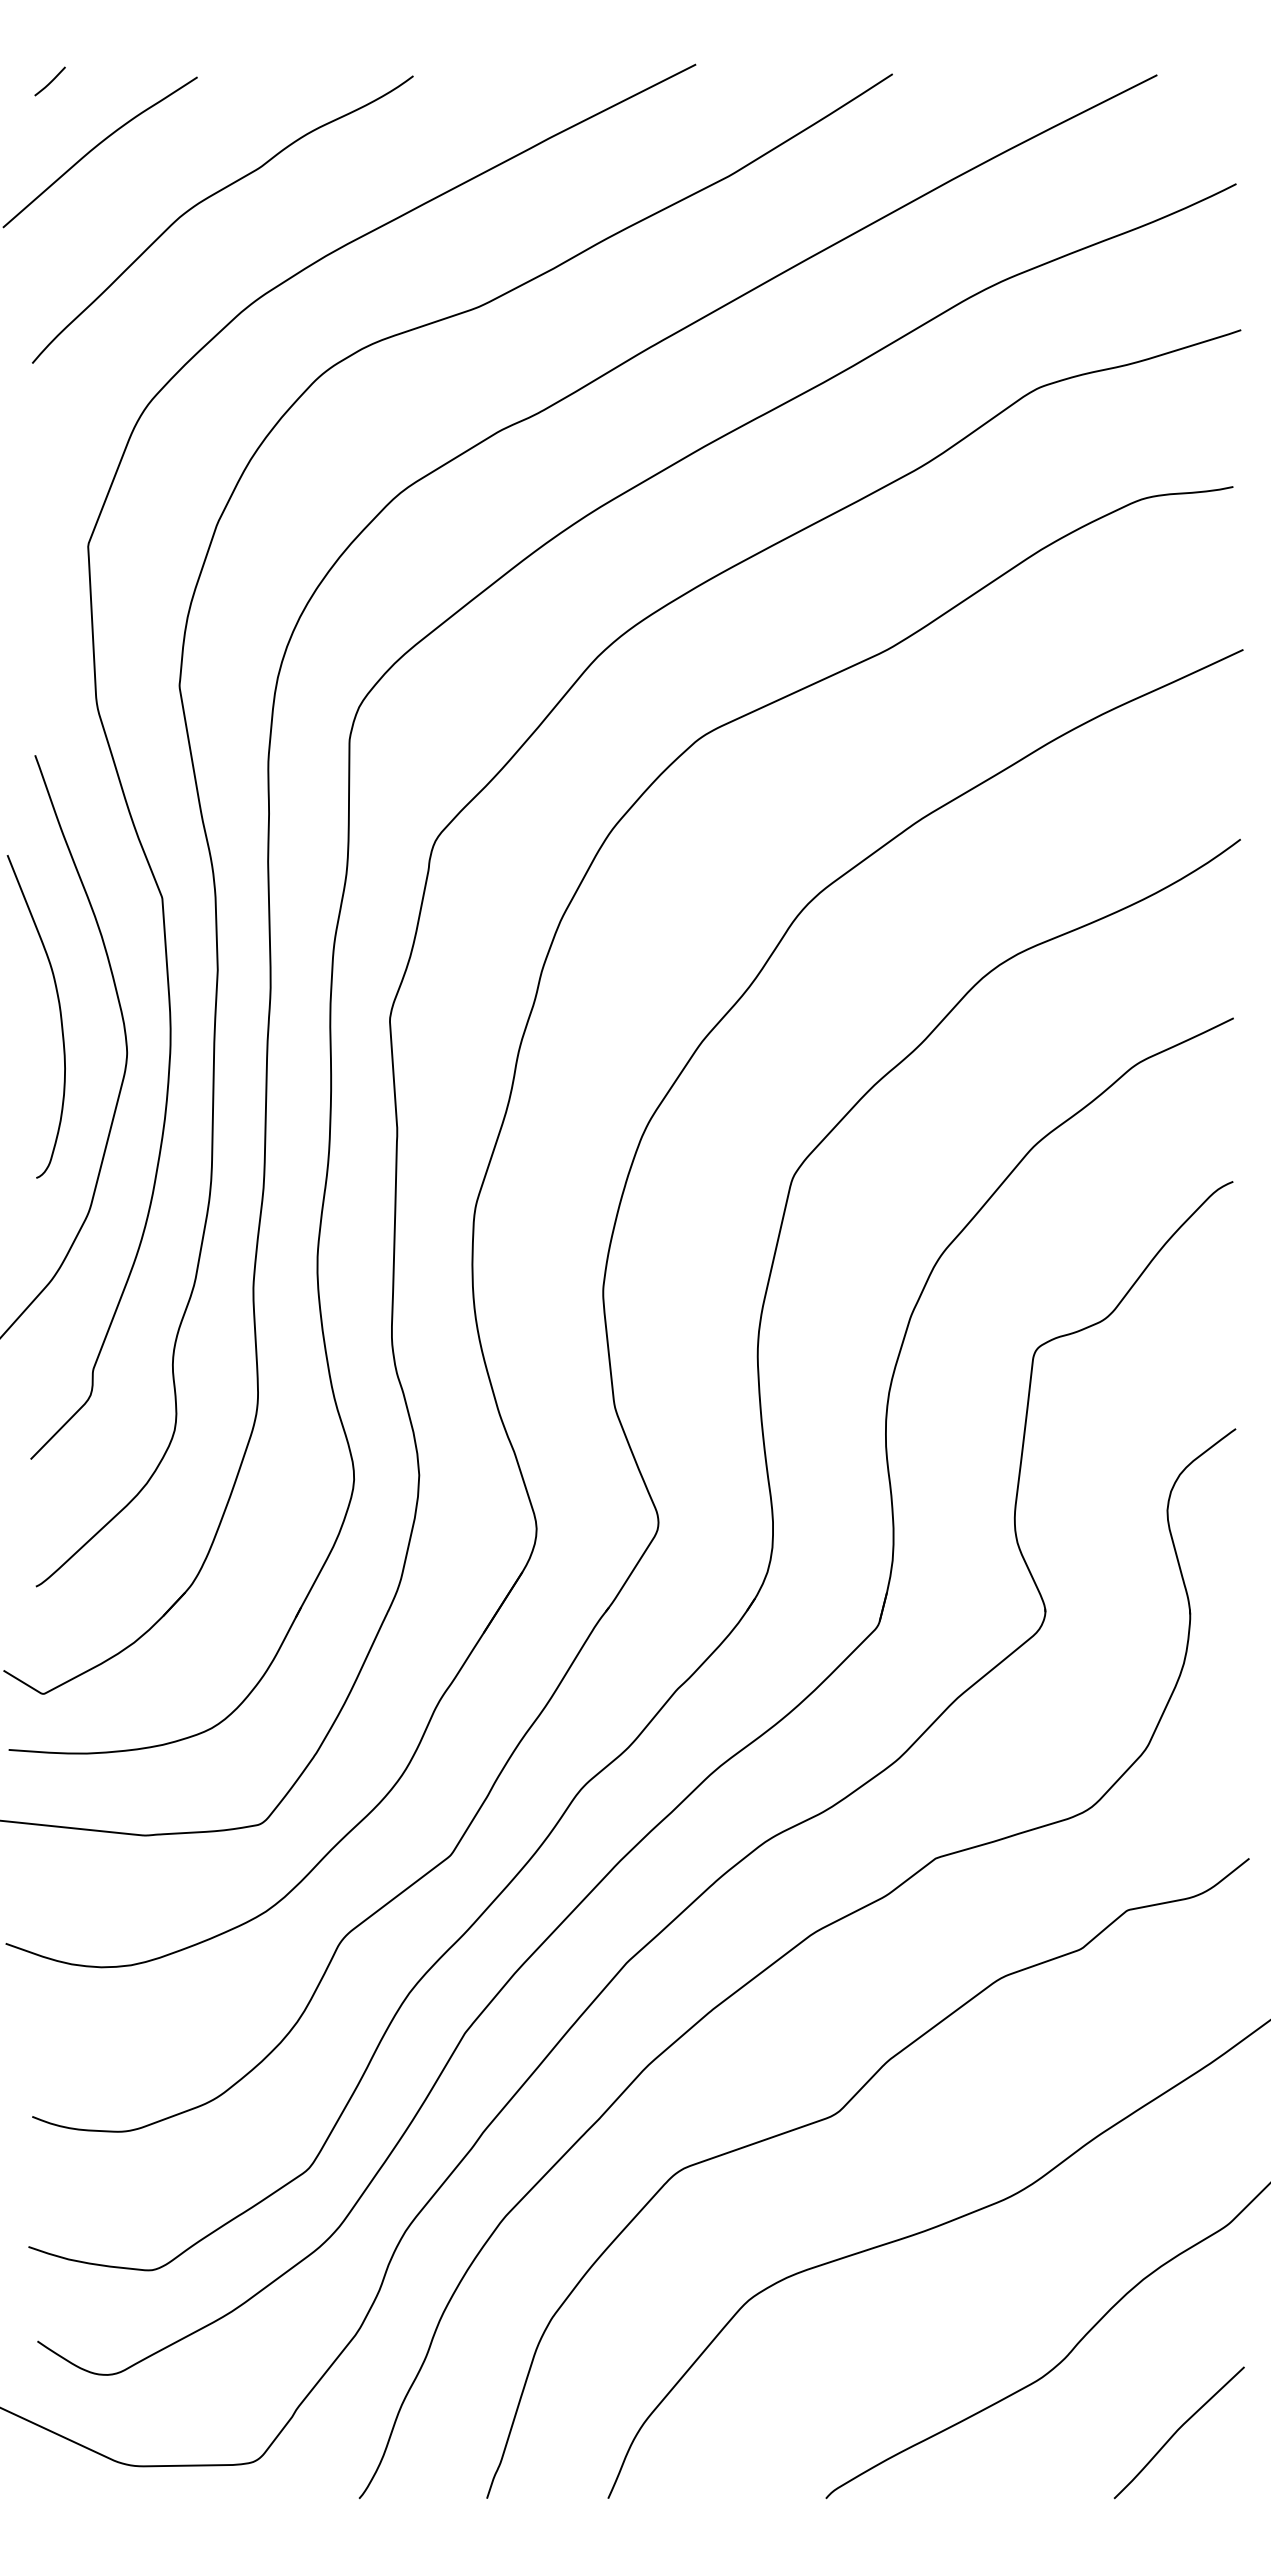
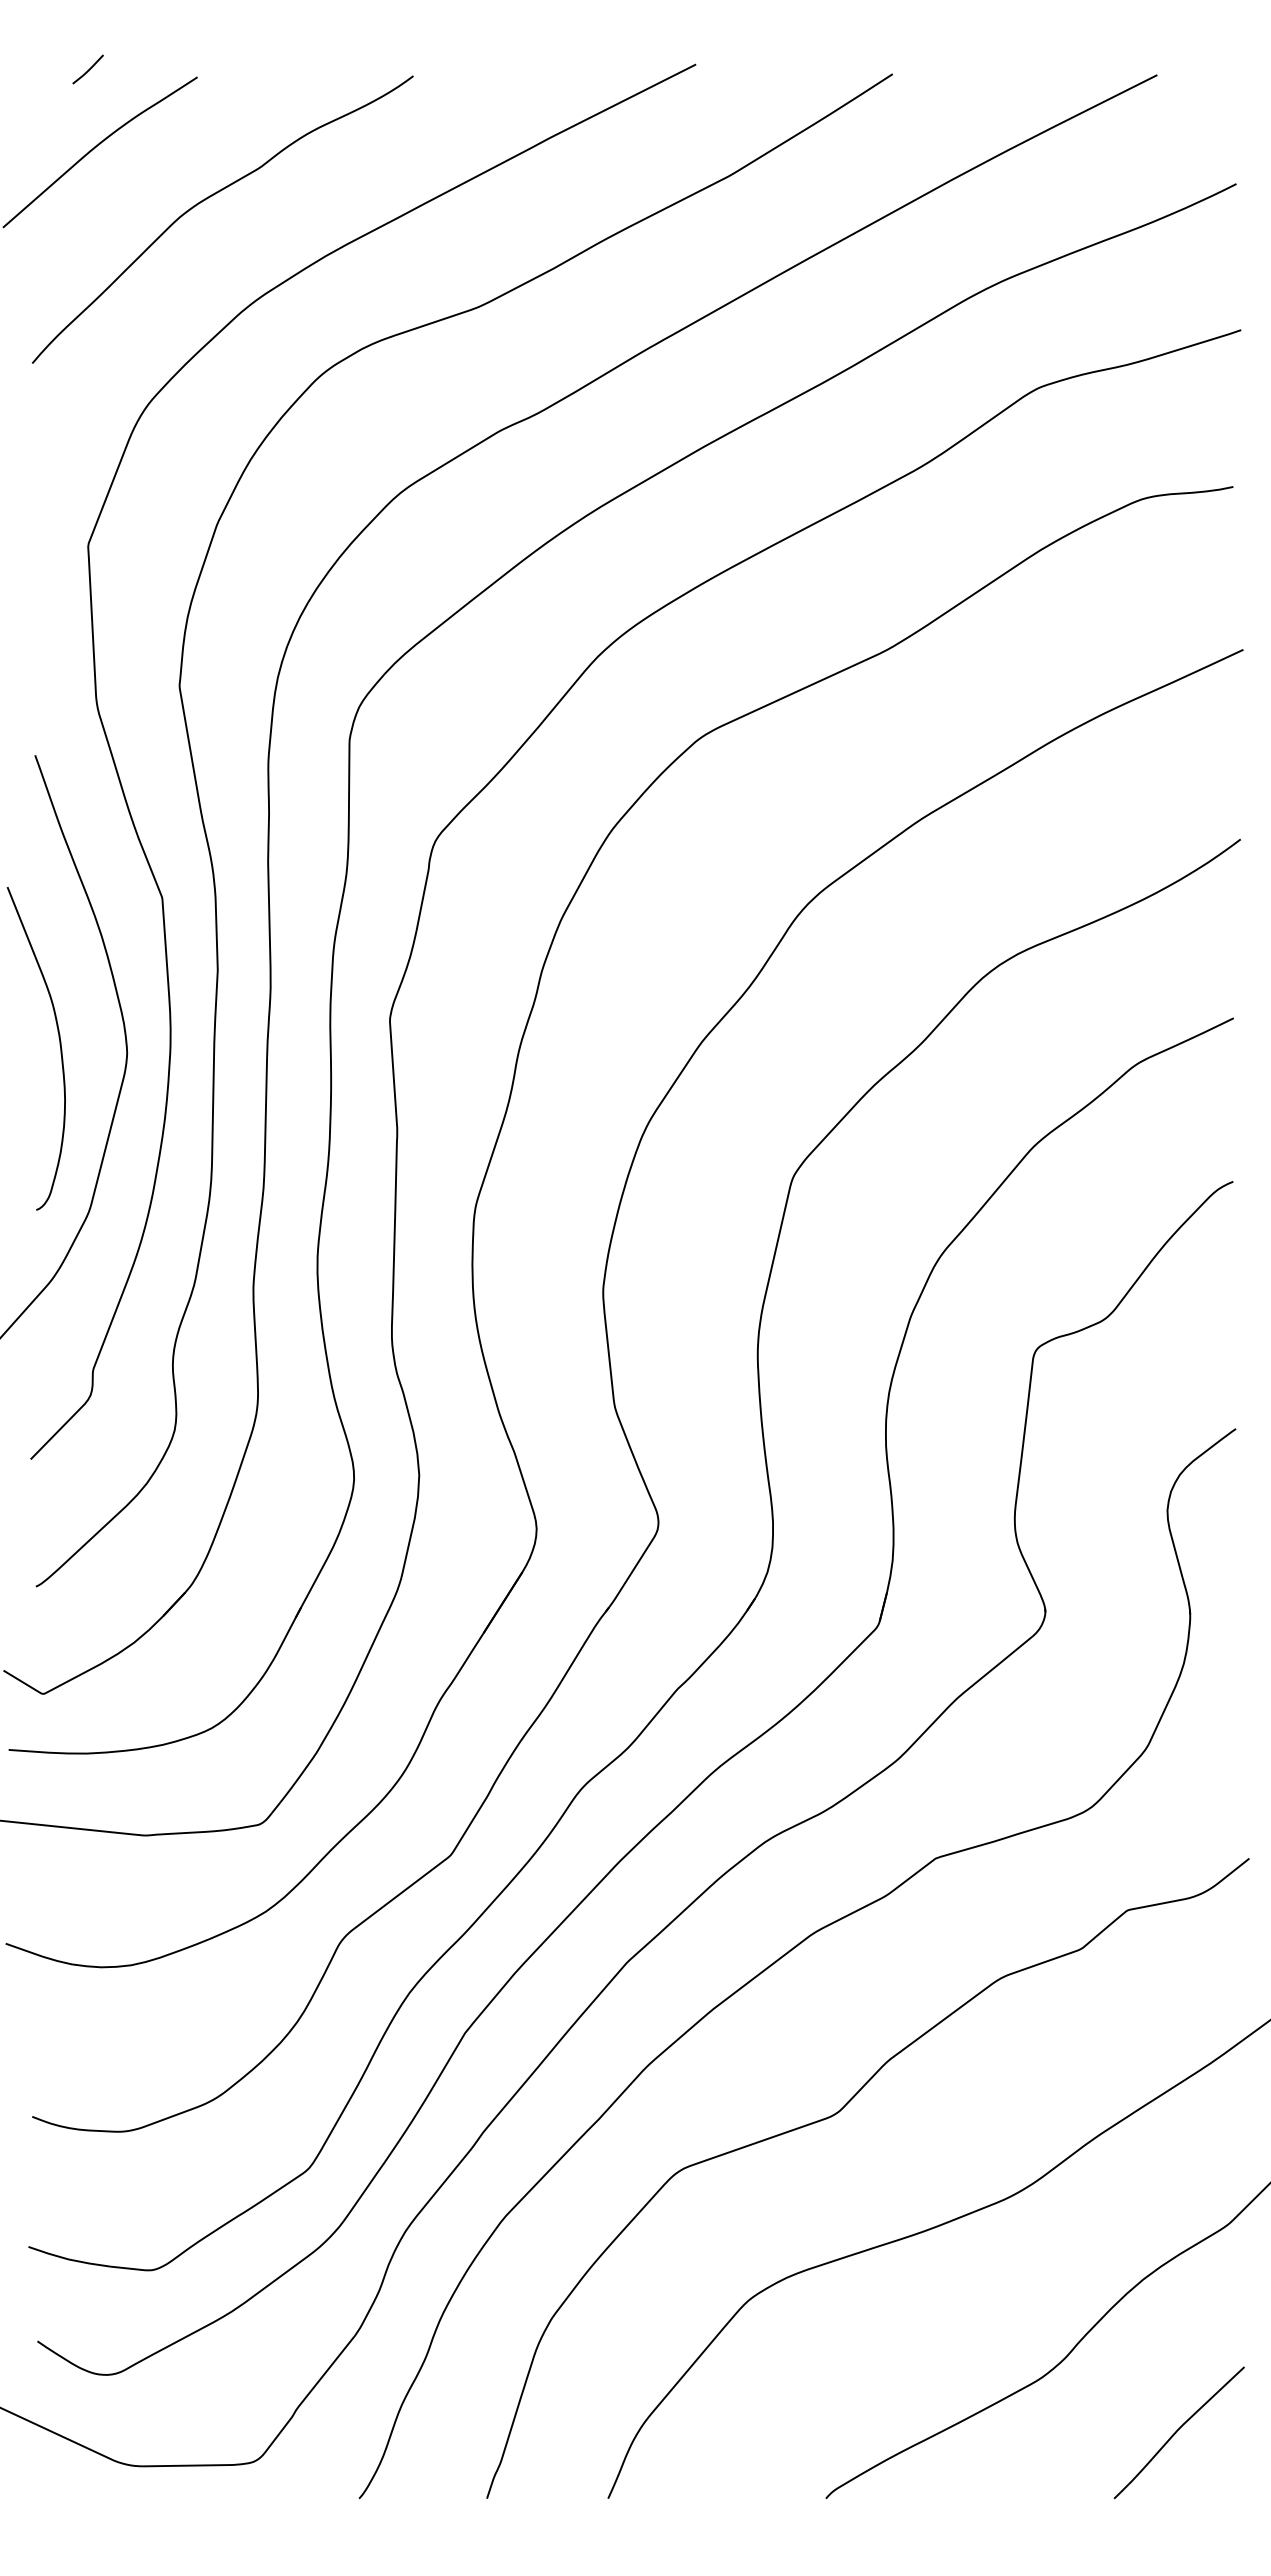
curve position: (50, 81) -> (88, 69) (88, 69)
curve position: (59, 1013) -> (59, 1045) (59, 1045)
